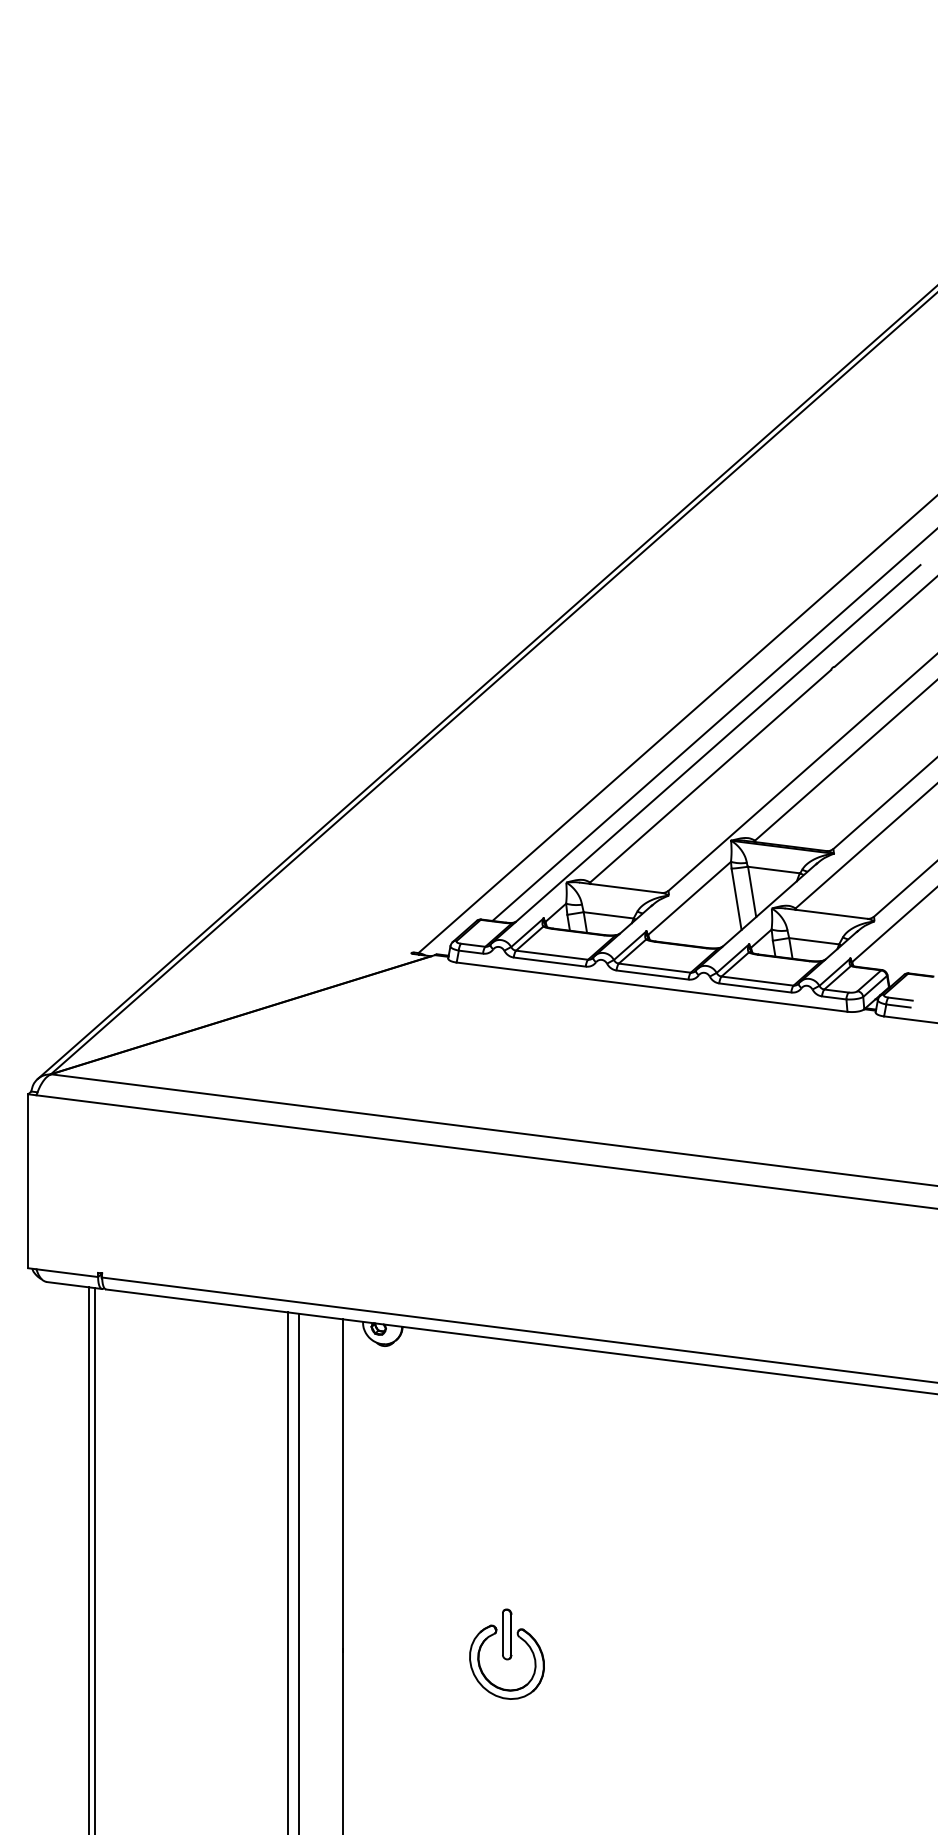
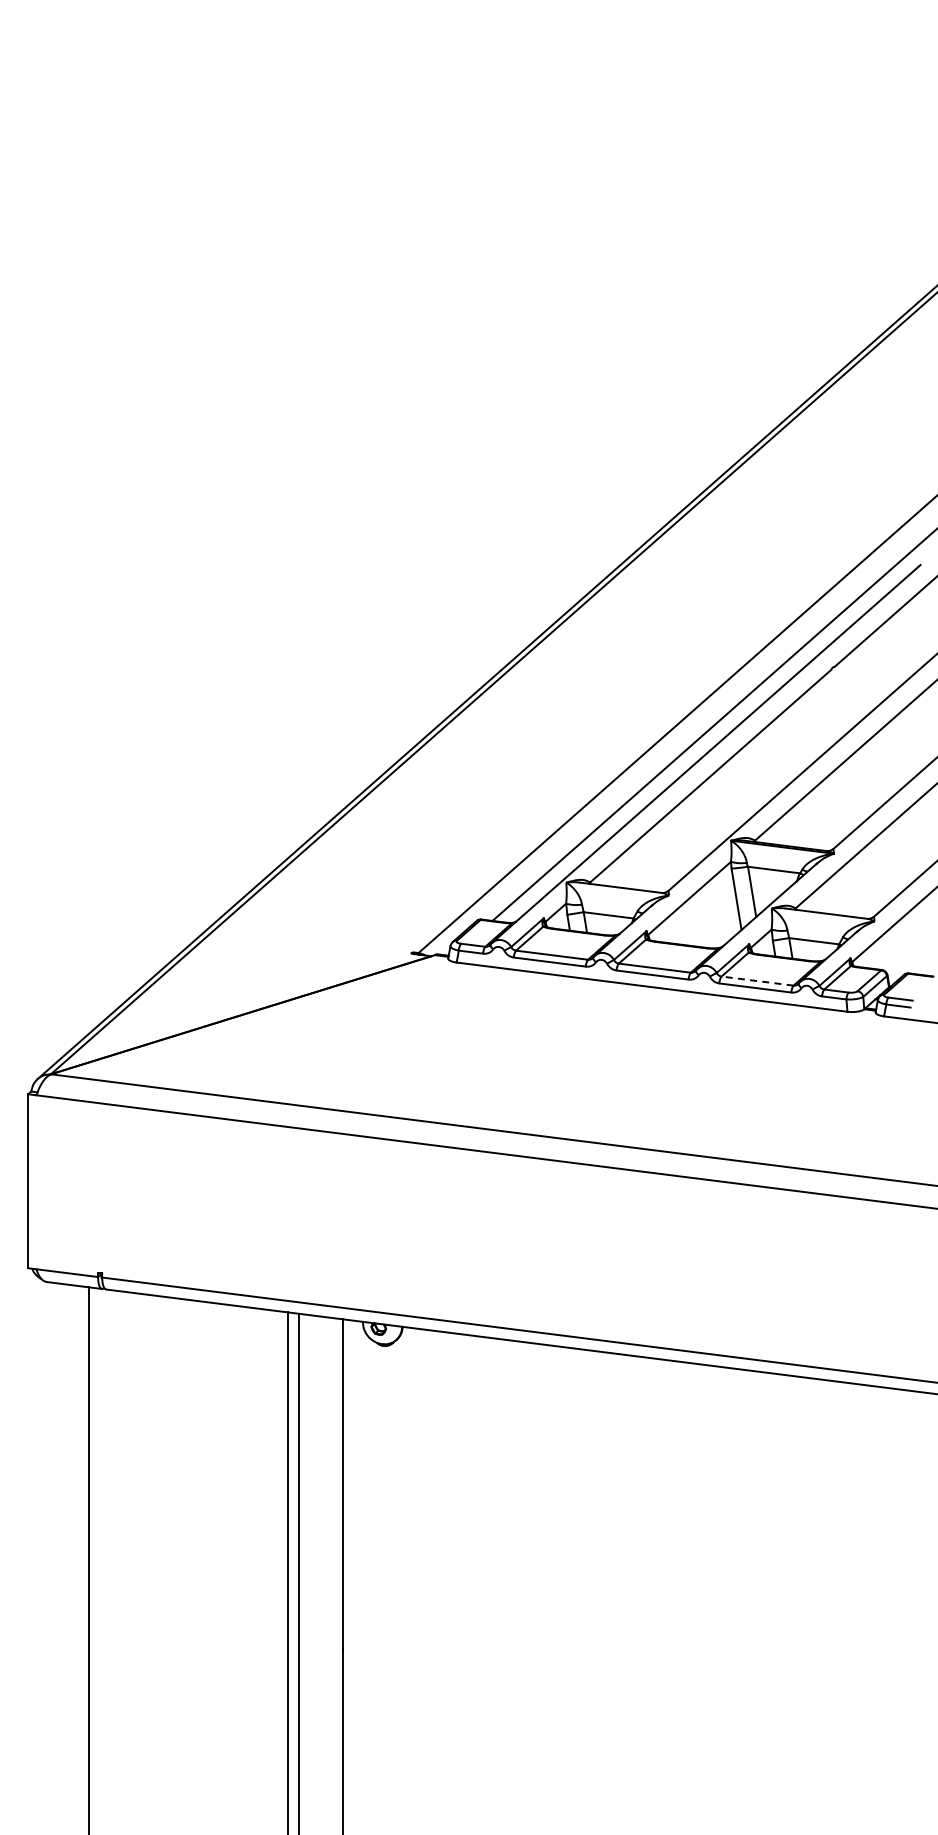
line: solid -> dashed (757, 981)
line: present -> none (94, 1559)
part: present -> none (506, 1653)
